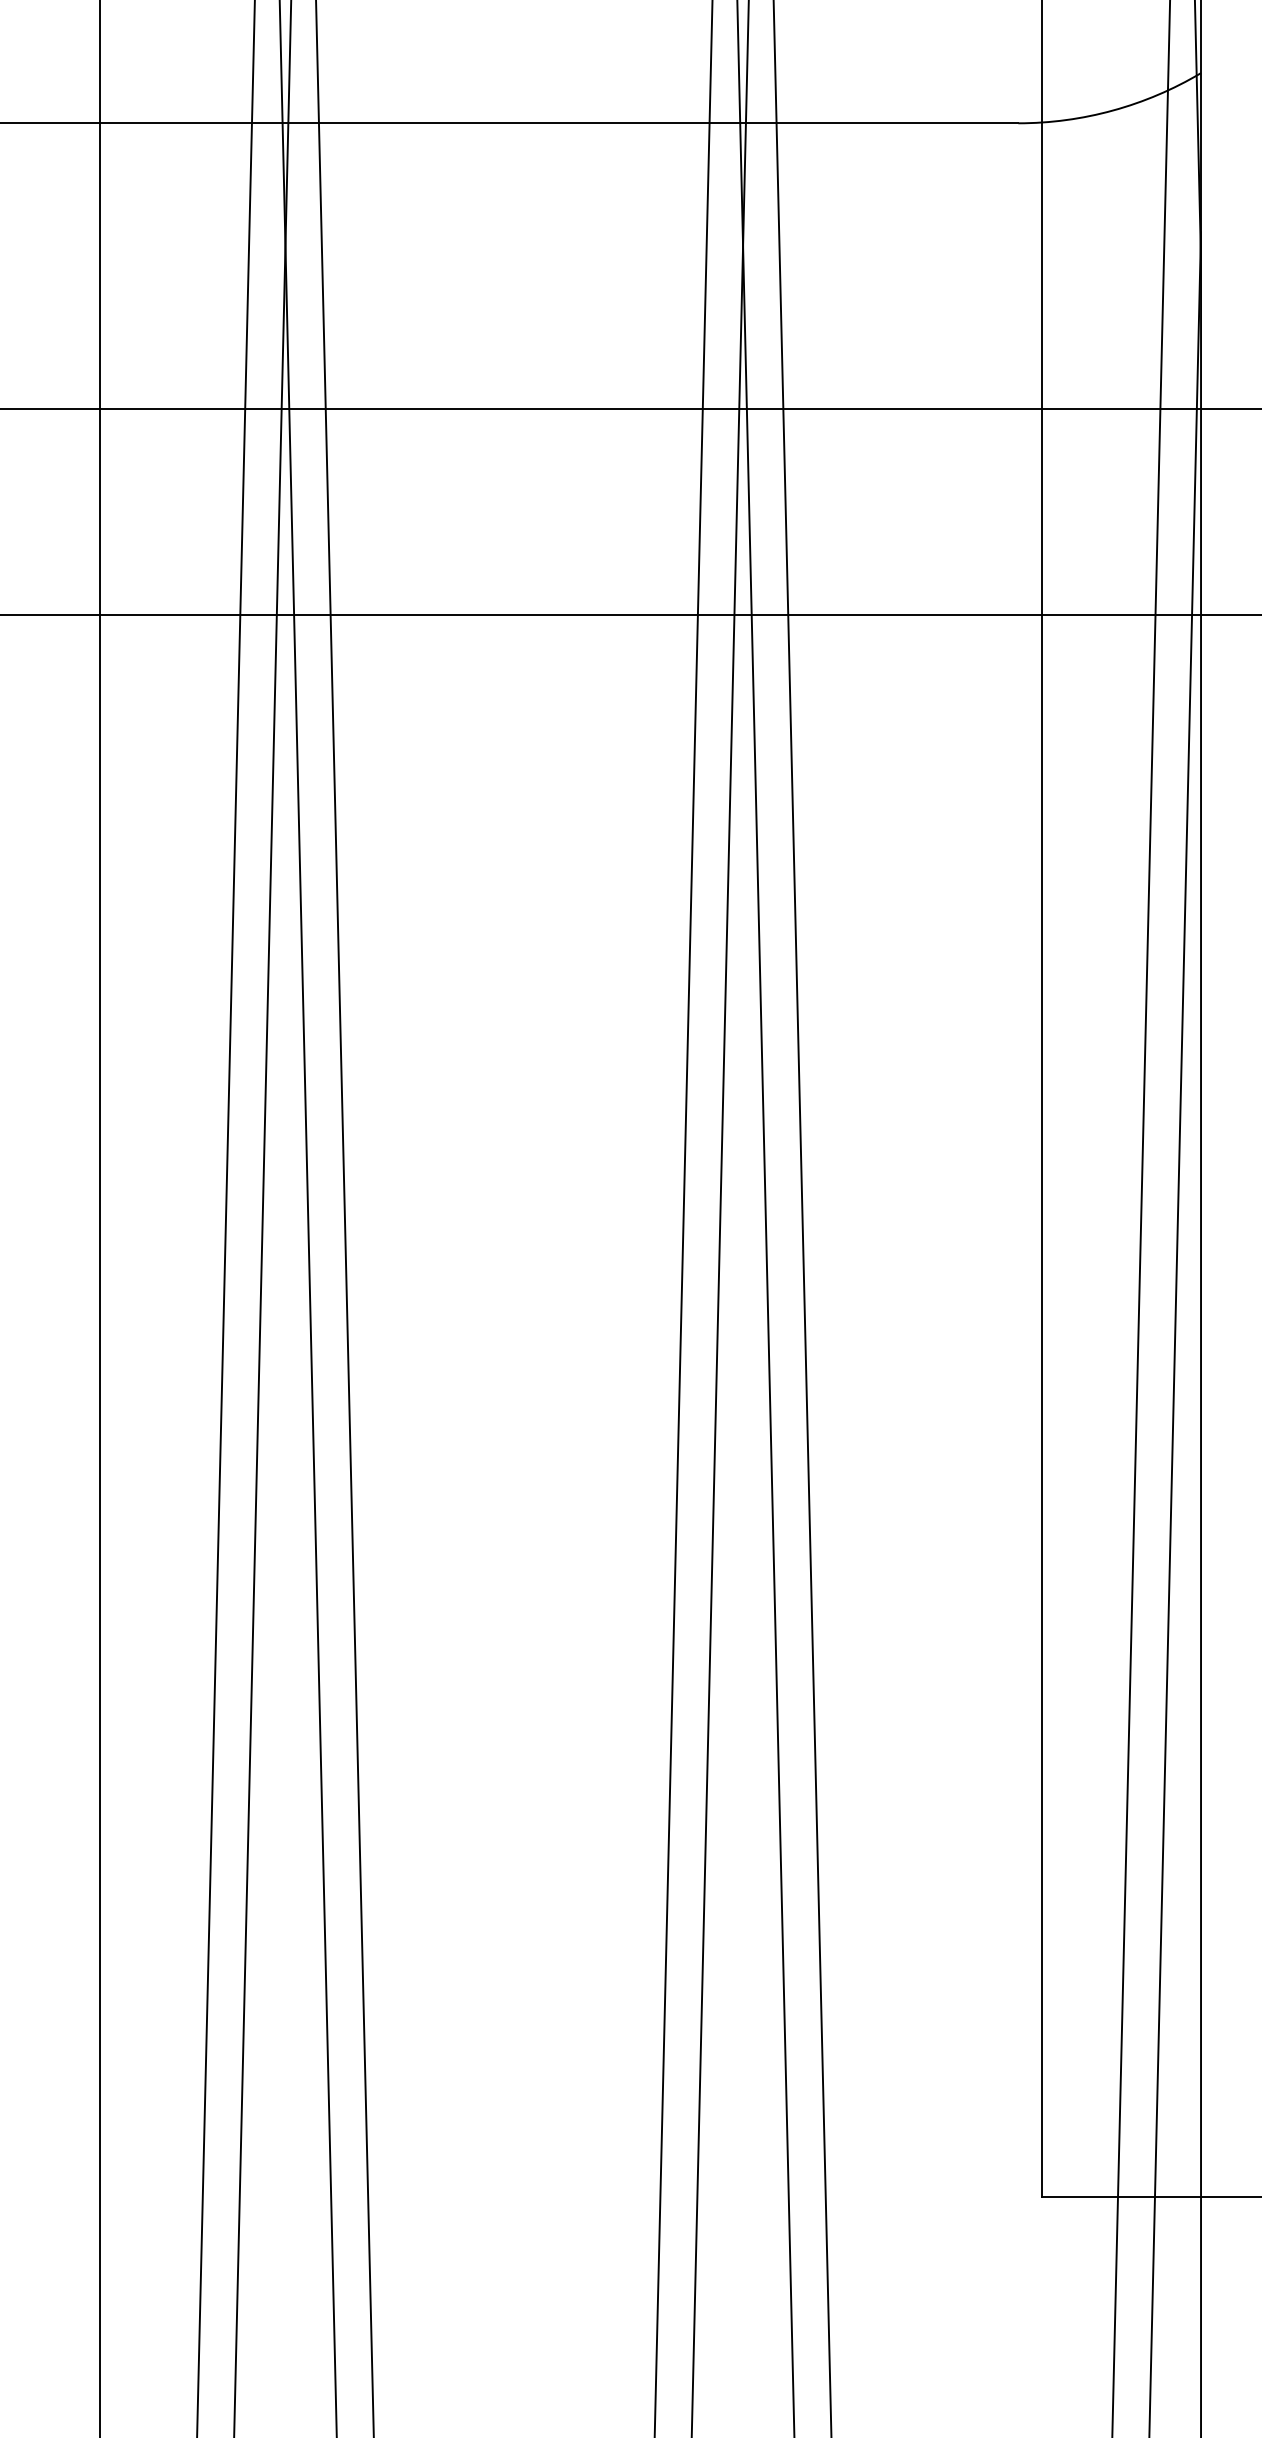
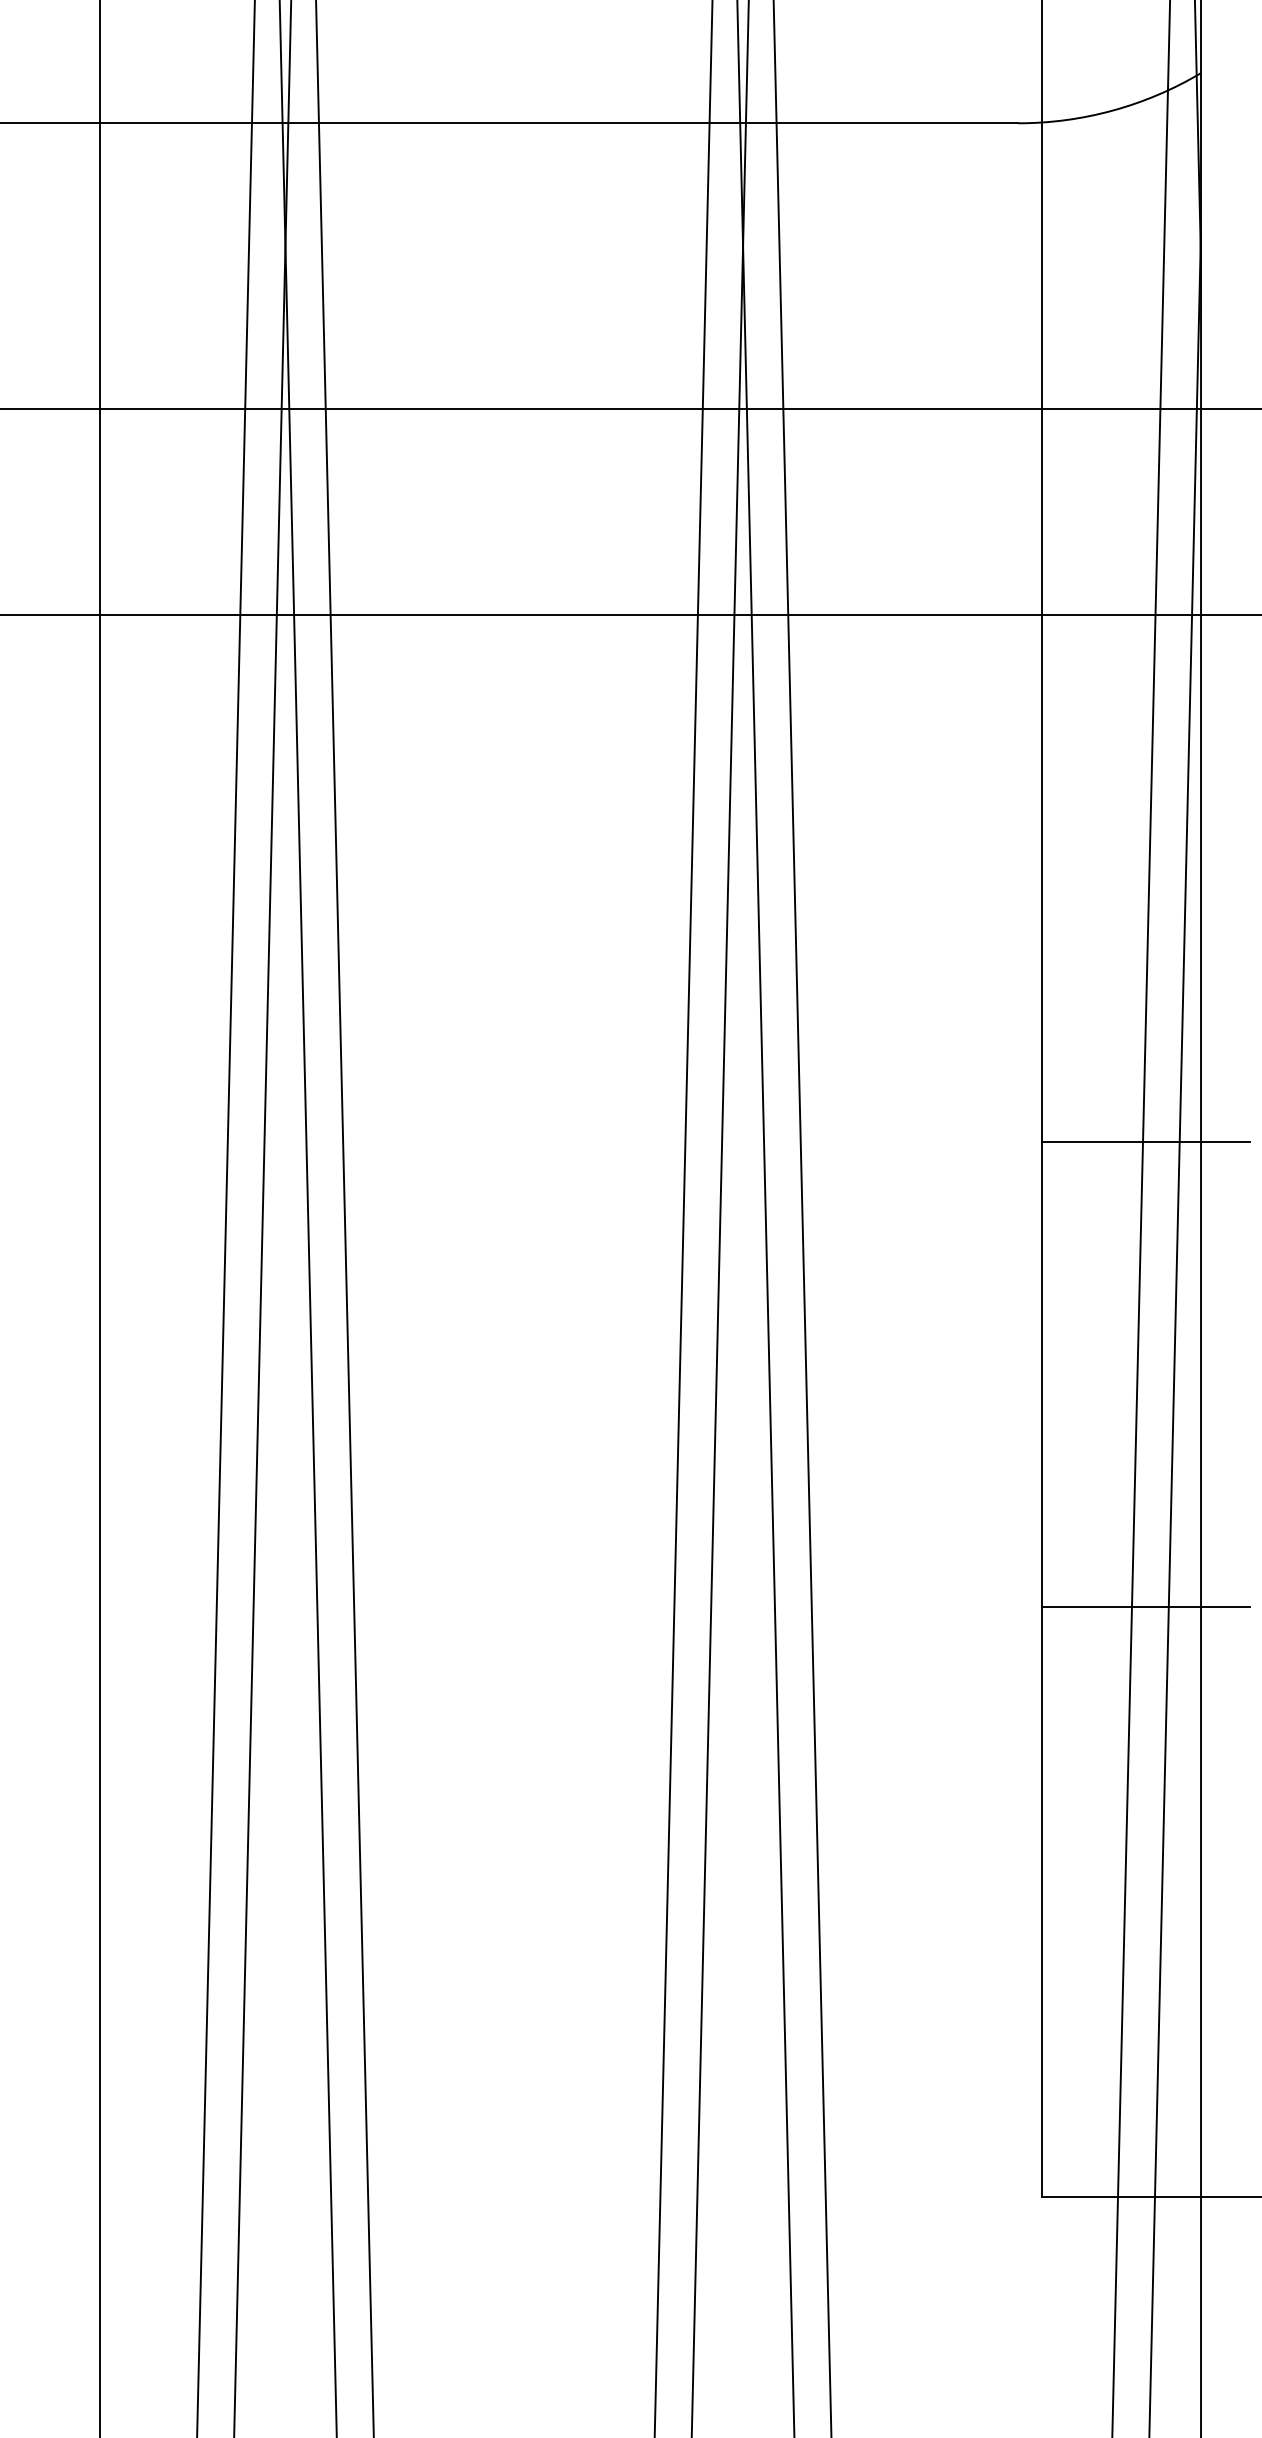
line: none -> present (1145, 1141)
line: none -> present (1145, 1606)
